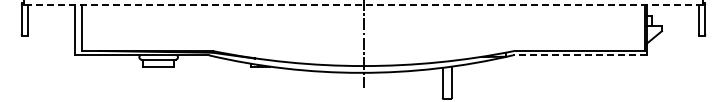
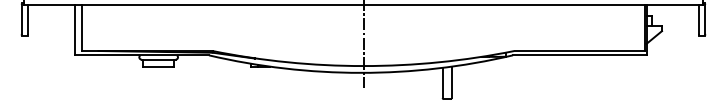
line: dashed -> solid (363, 5)
line: dashed -> solid (579, 55)
